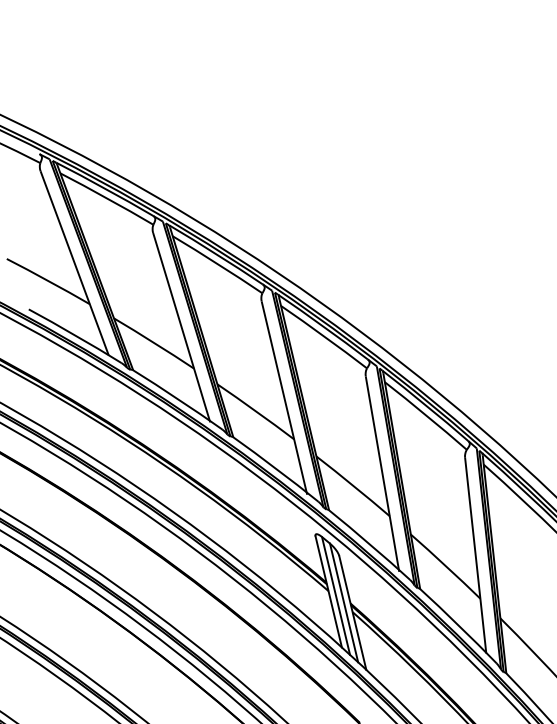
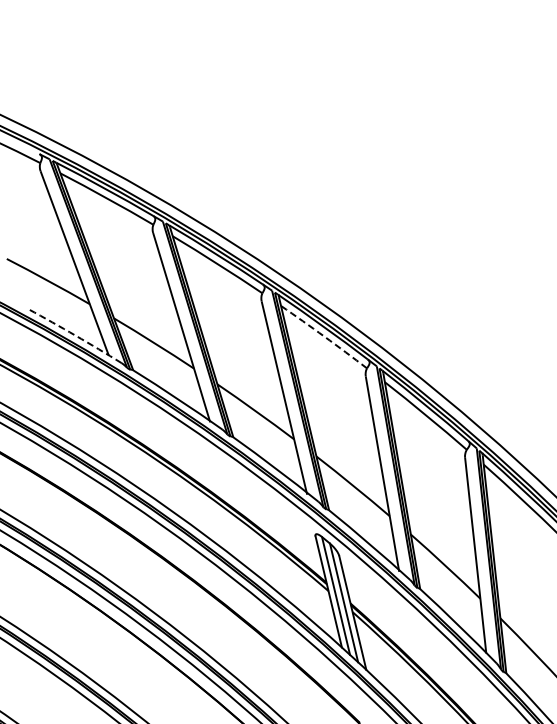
arc: solid -> dashed (75, 335)
arc: solid -> dashed (324, 336)
